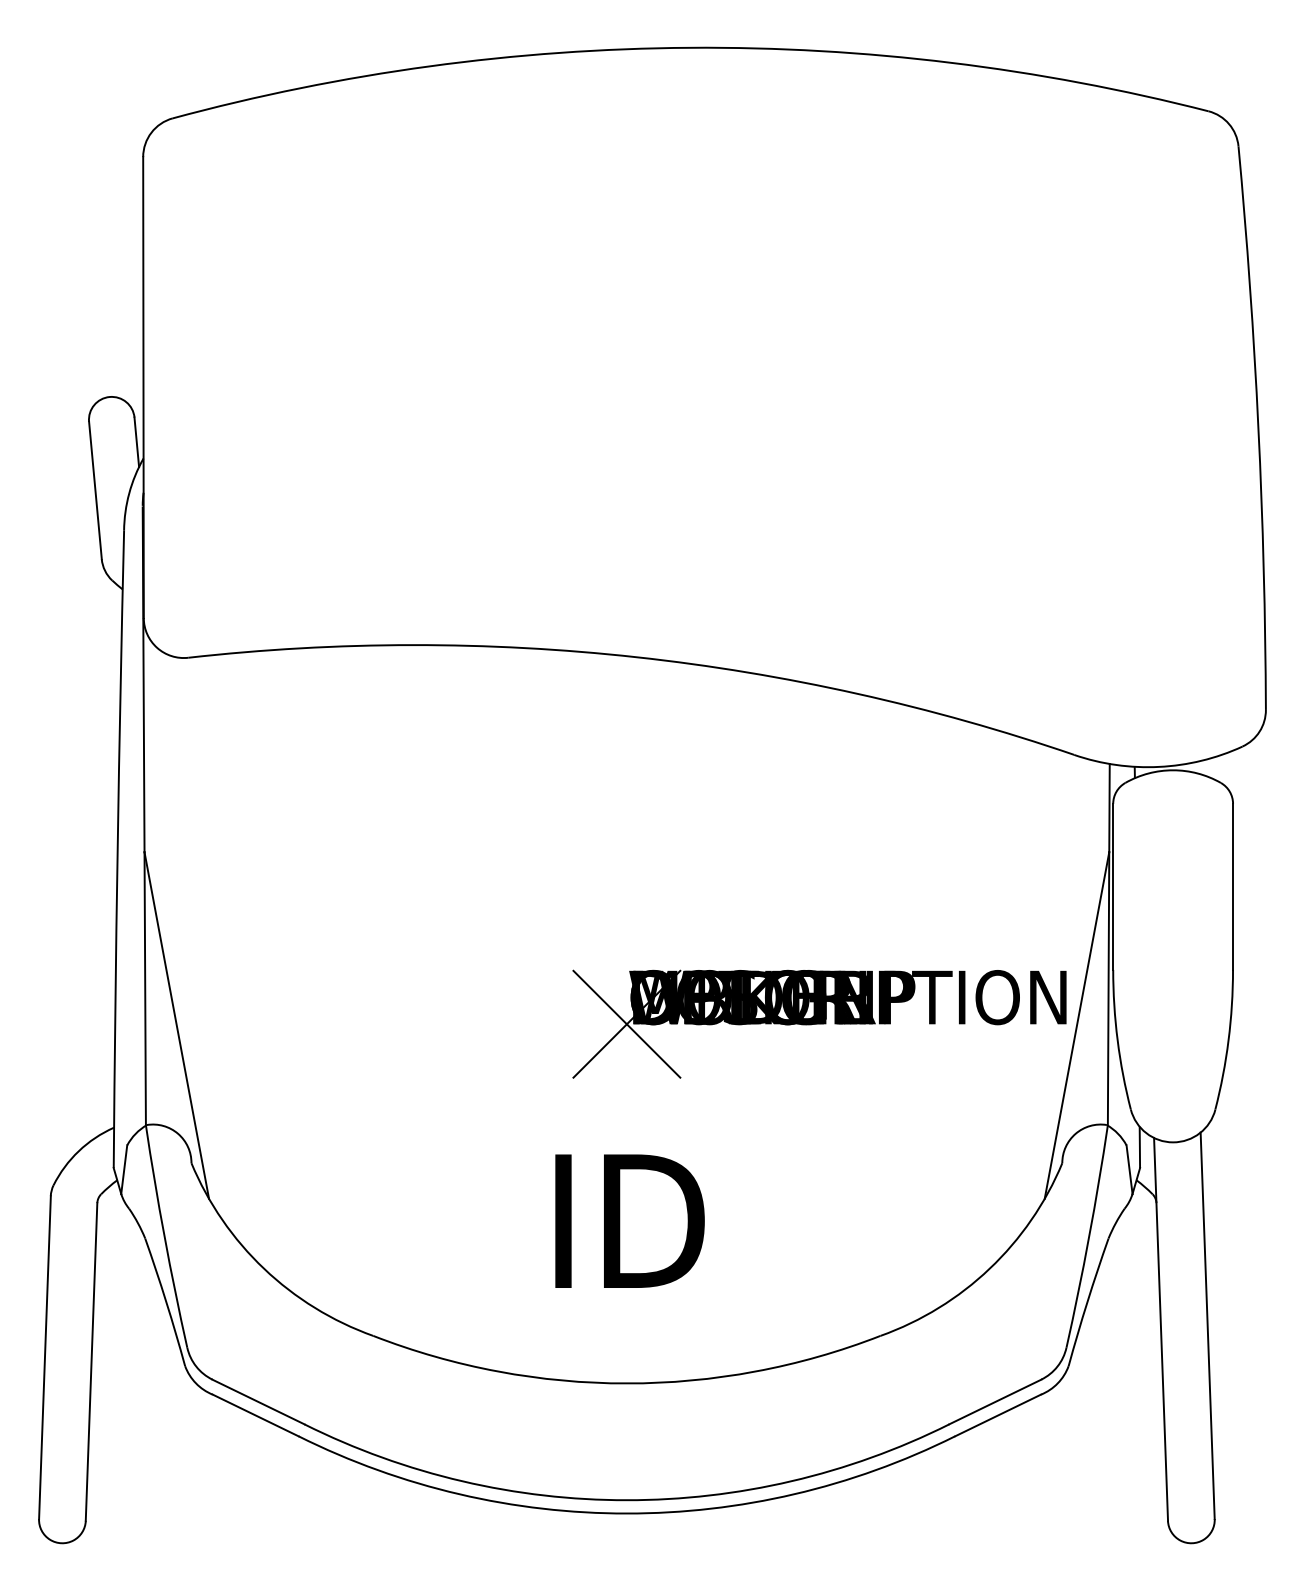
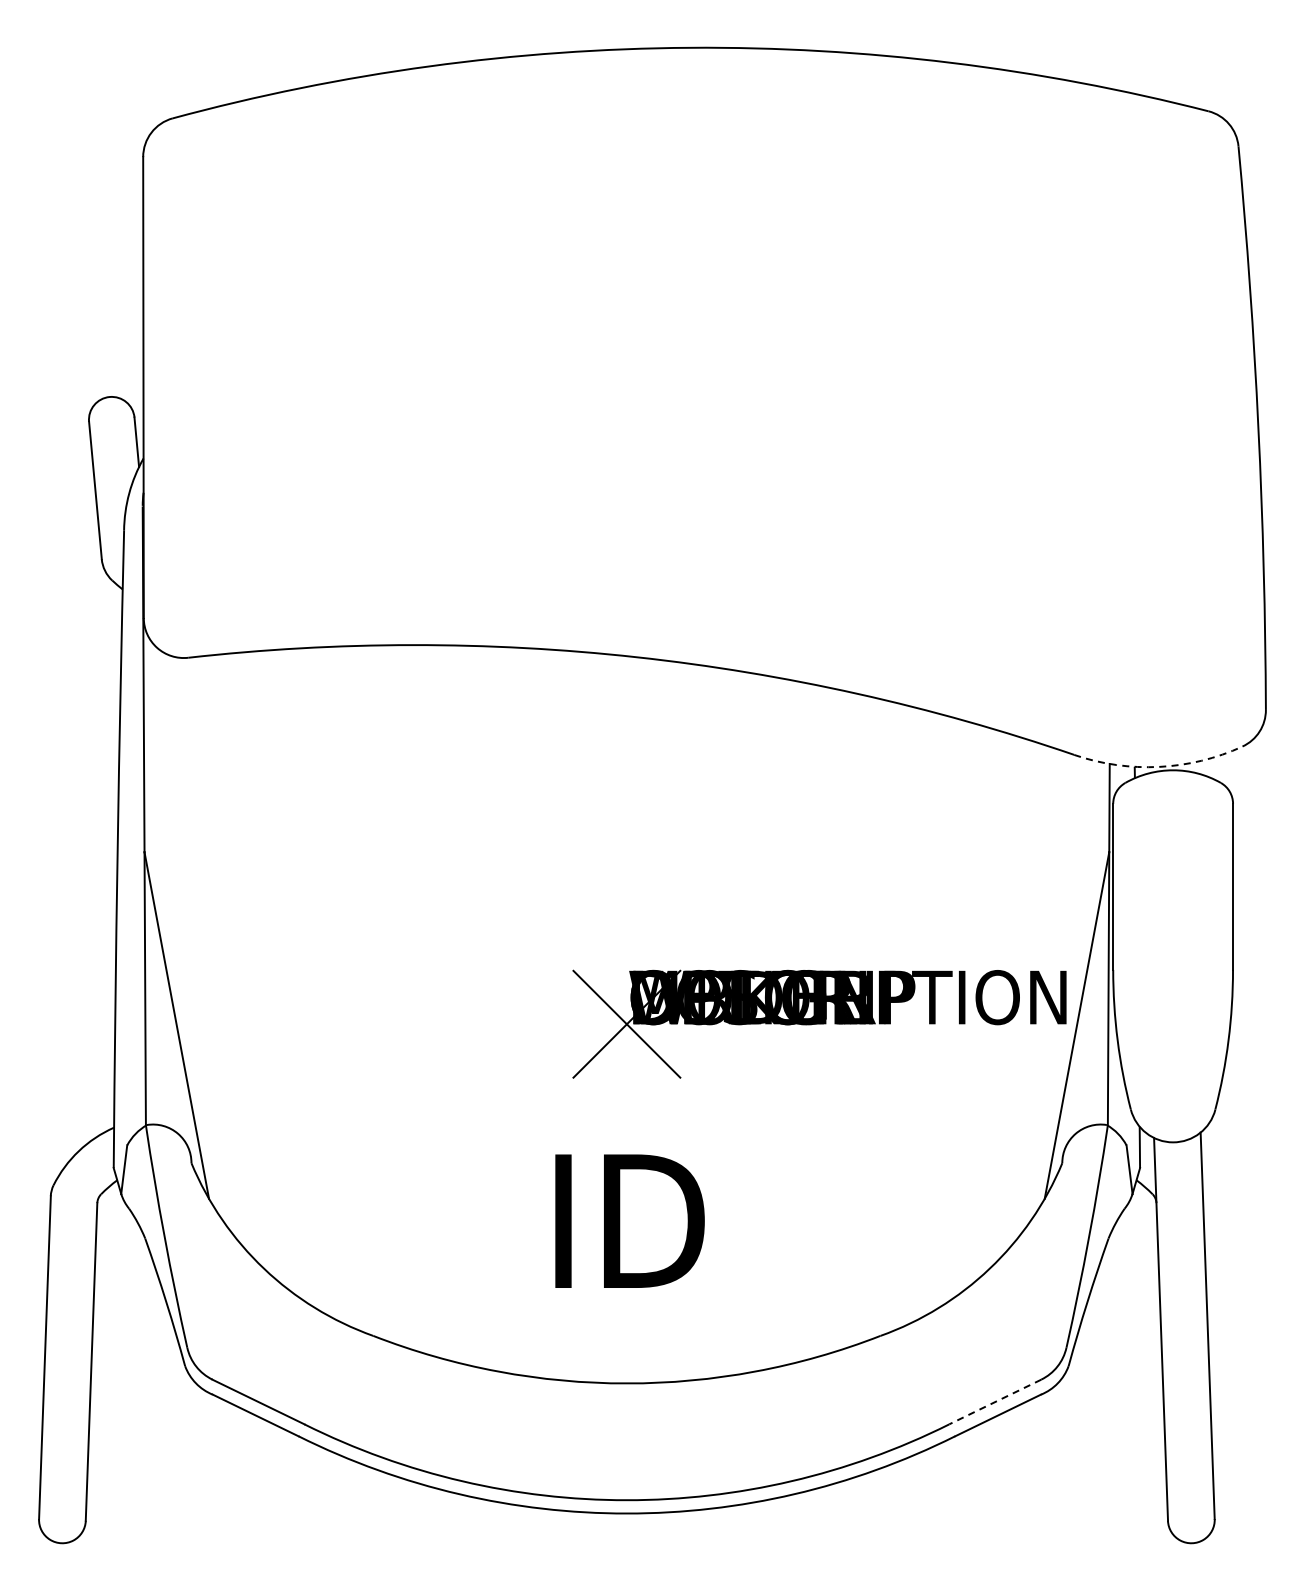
arc: solid -> dashed (1159, 766)
line: solid -> dashed (994, 1402)
